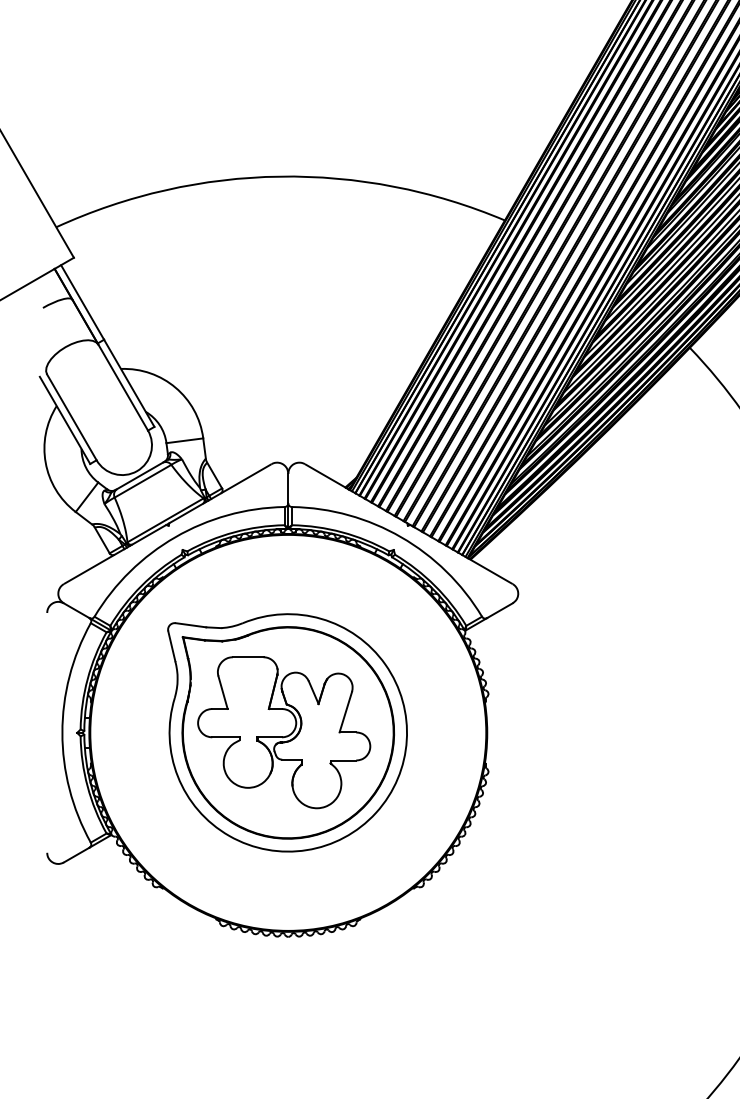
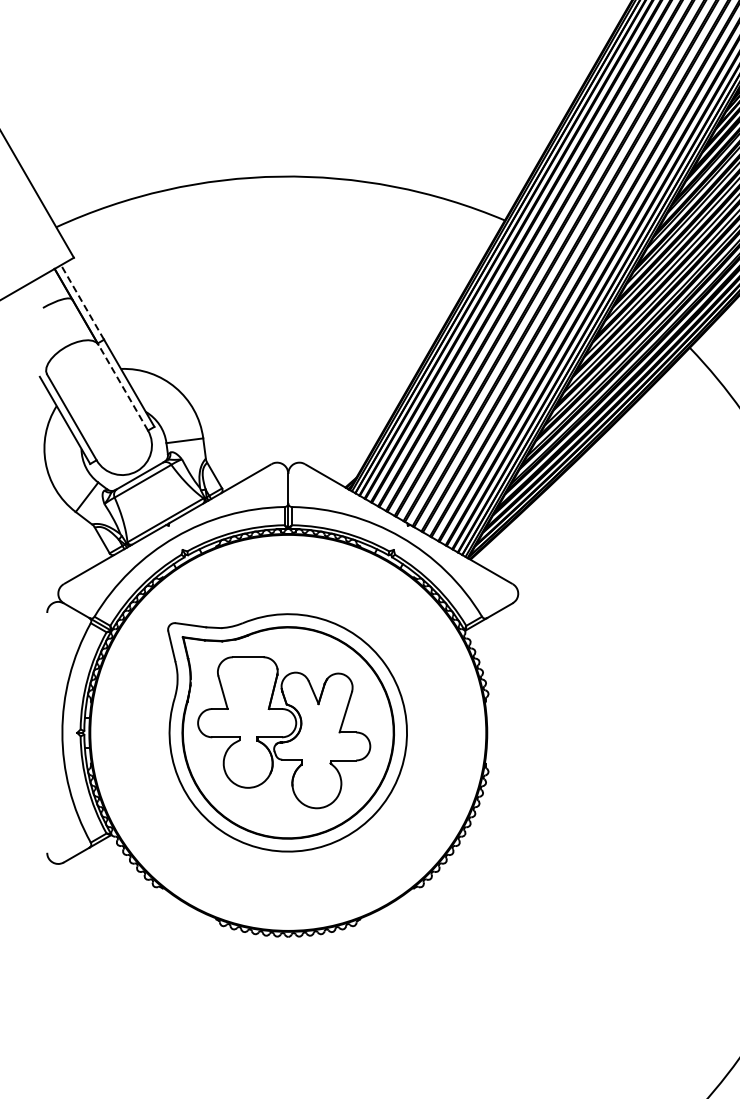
line: solid -> dashed (82, 302)
line: solid -> dashed (123, 387)
